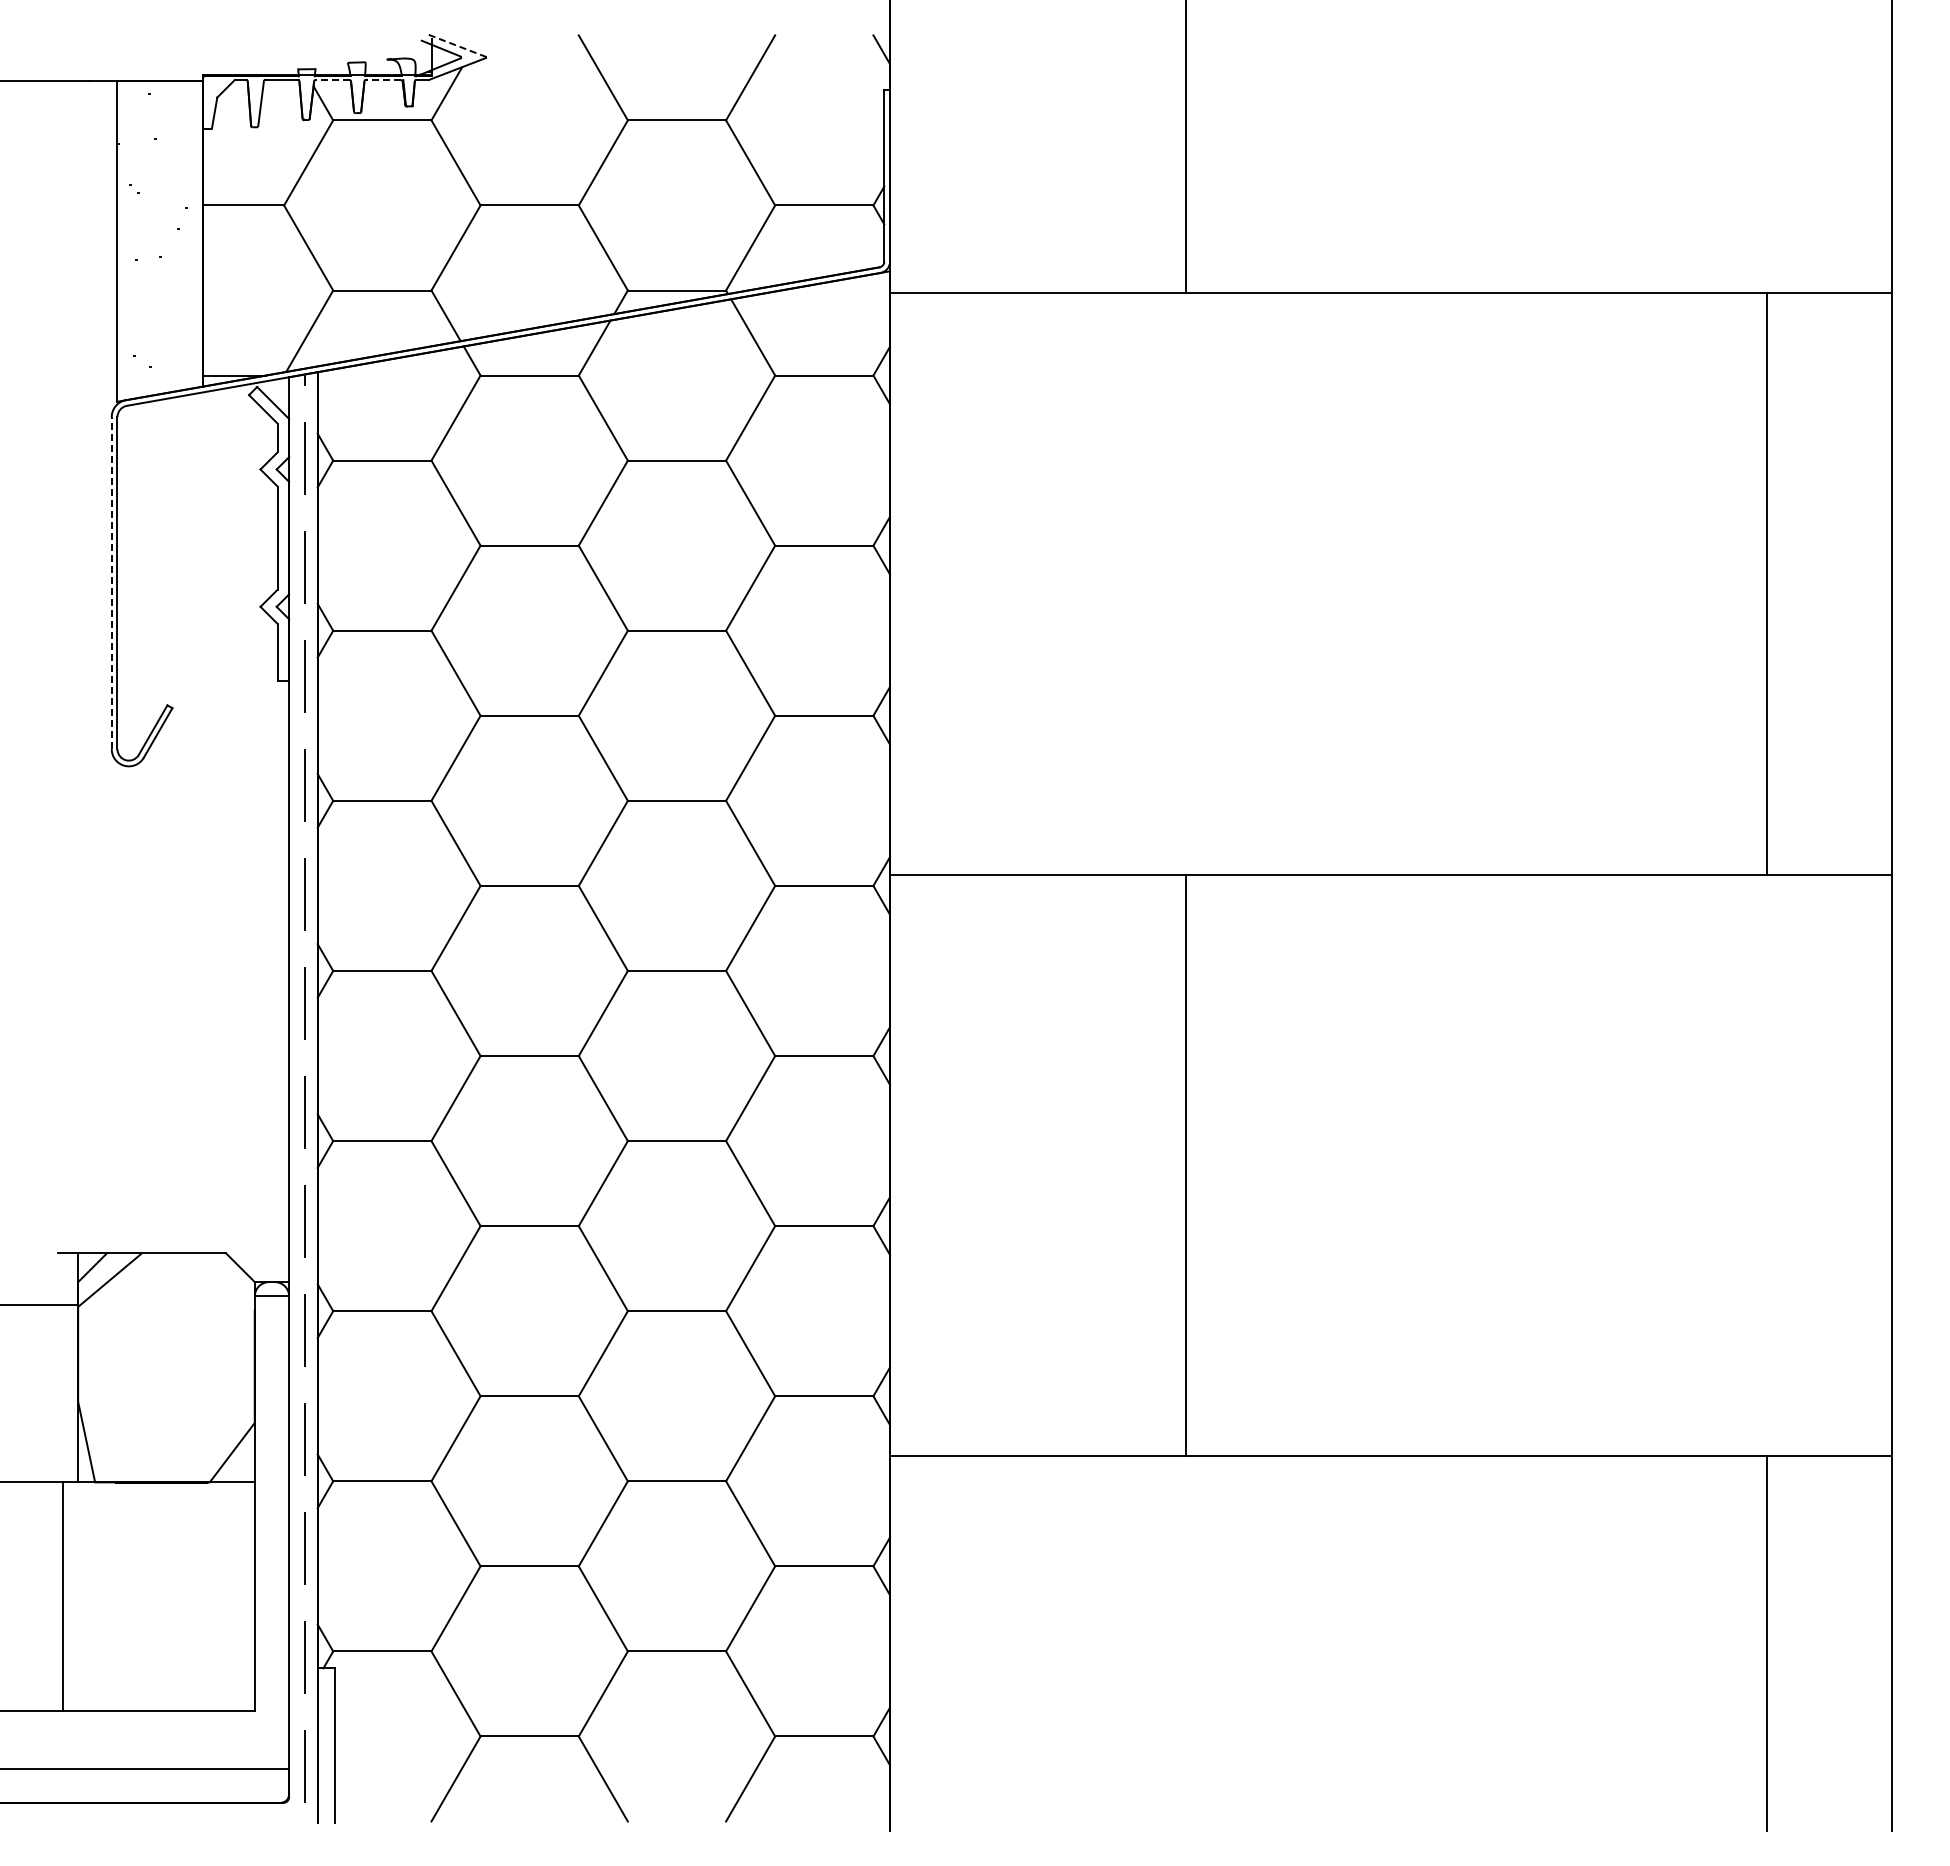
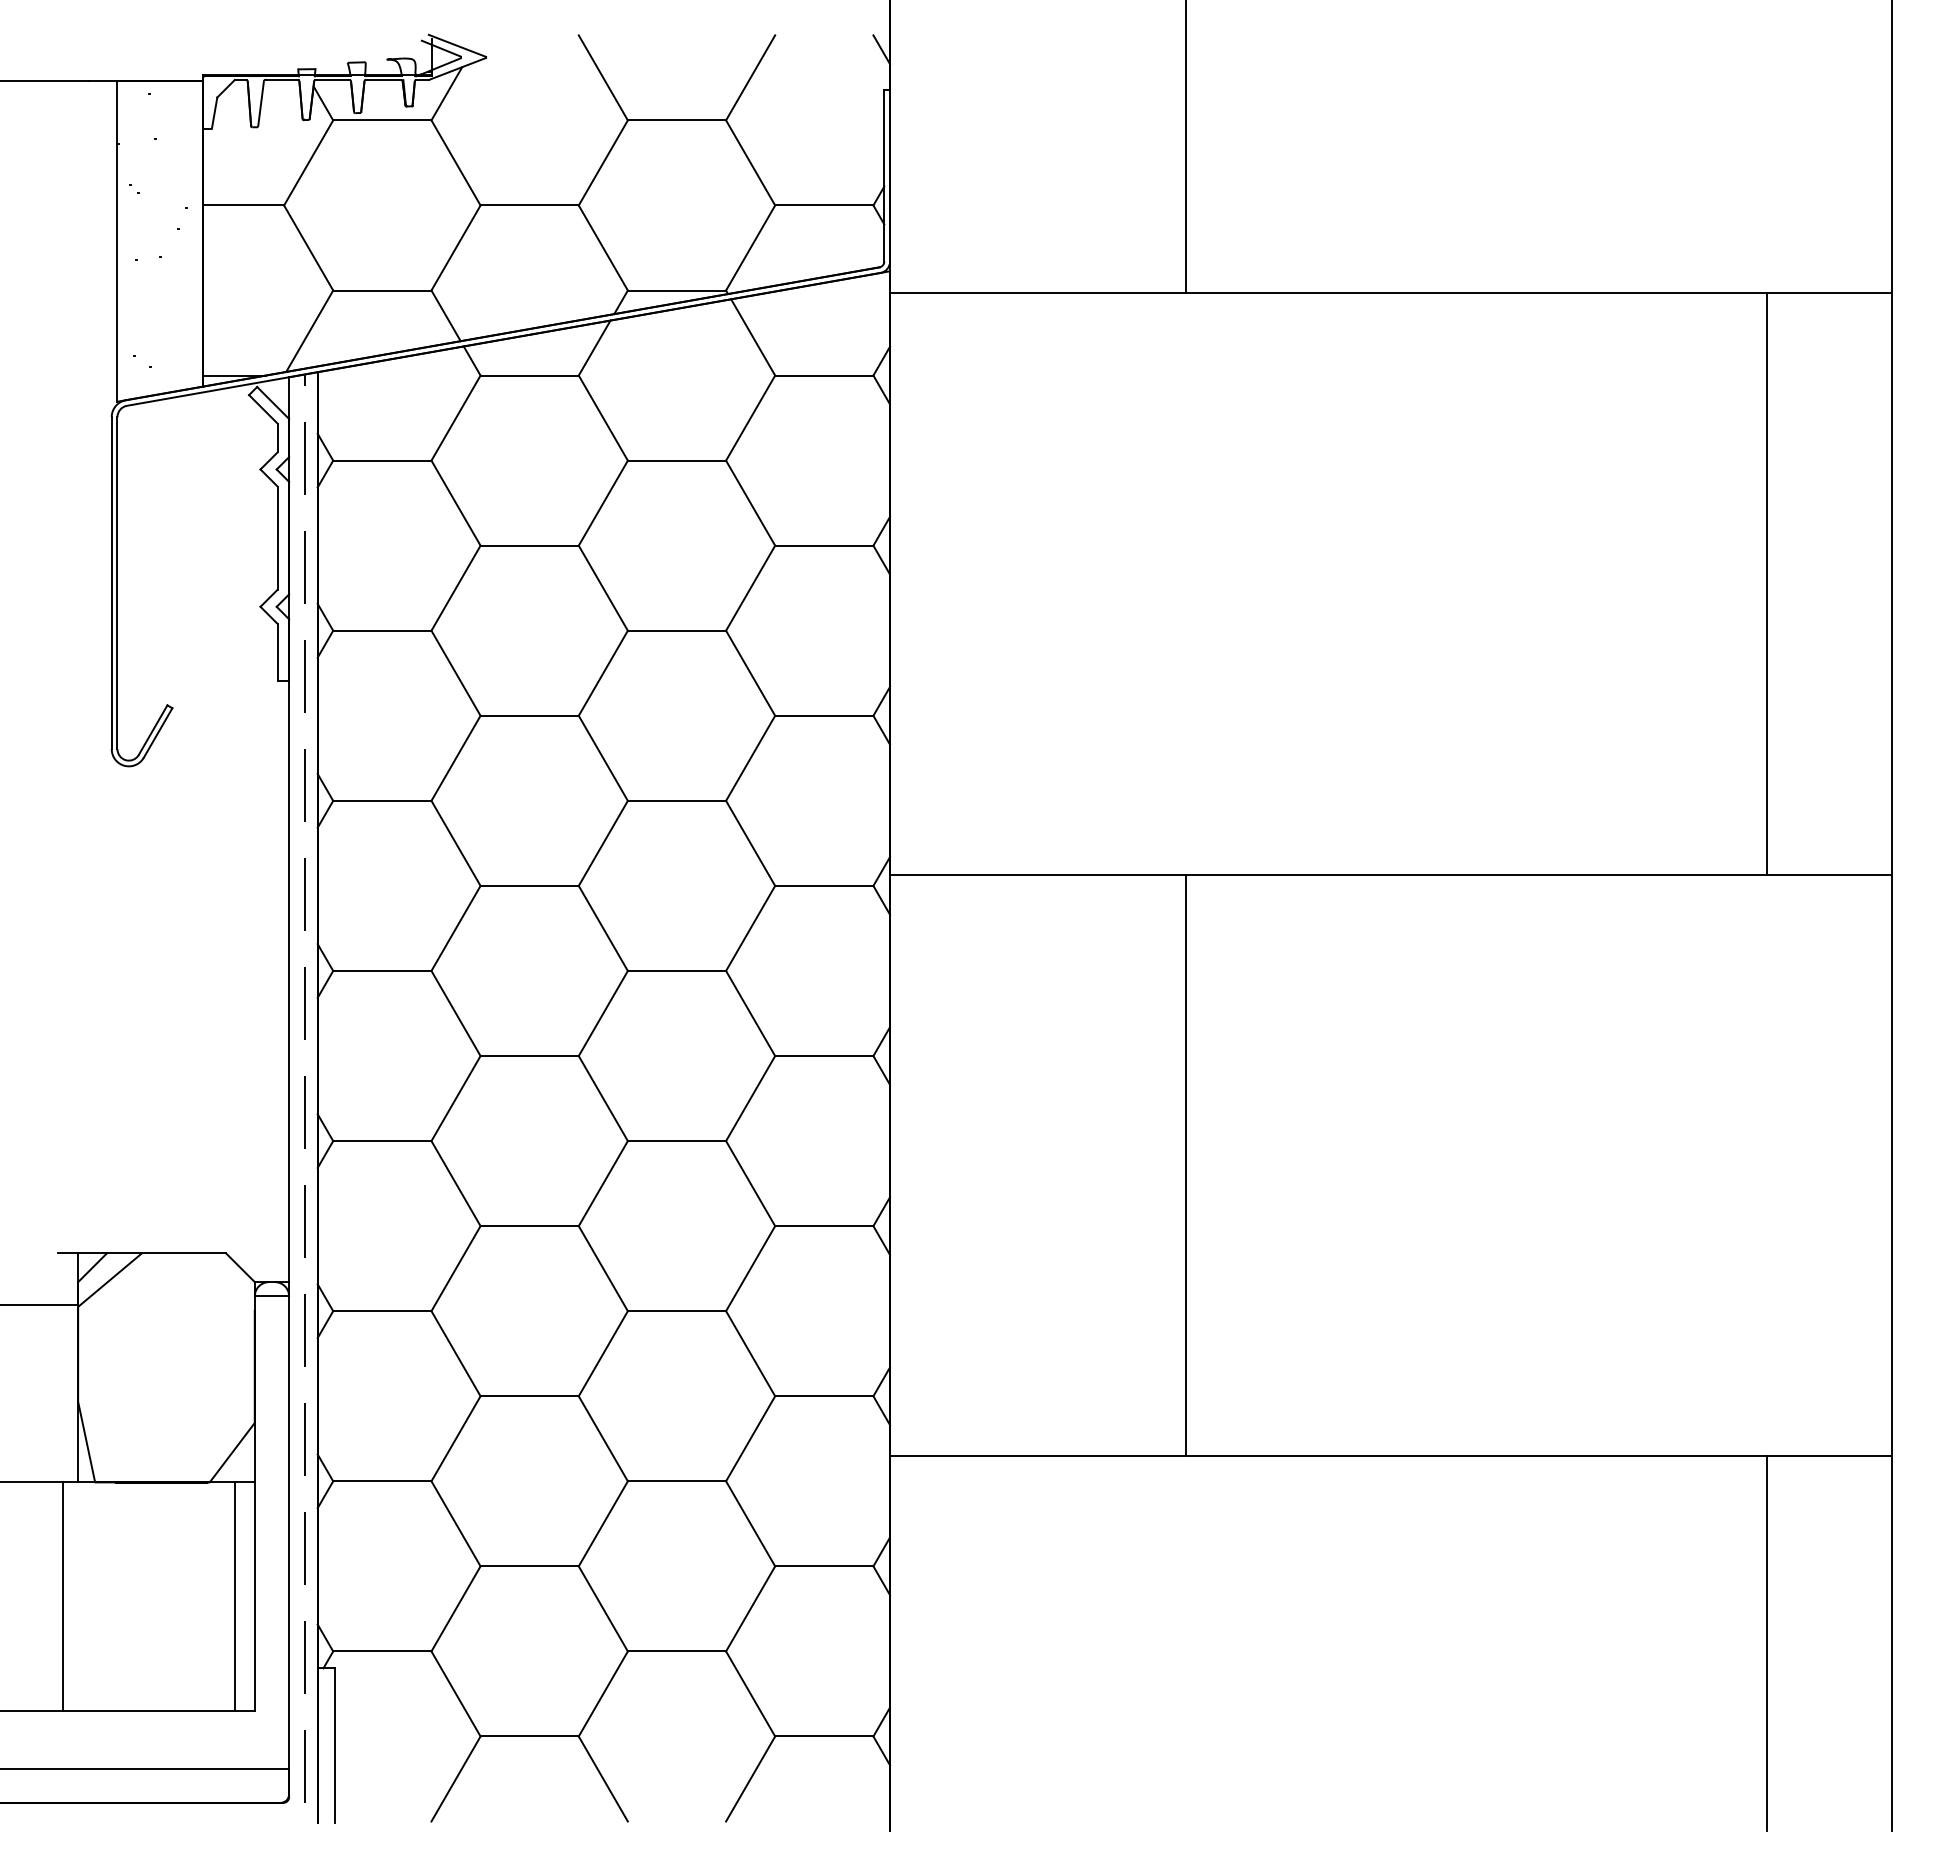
line: dashed -> solid (457, 45)
line: dashed -> solid (332, 80)
line: dashed -> solid (383, 80)
line: dashed -> solid (111, 582)
line: none -> present (235, 1596)
